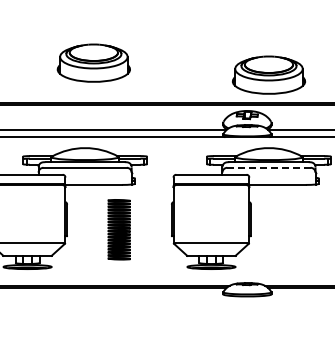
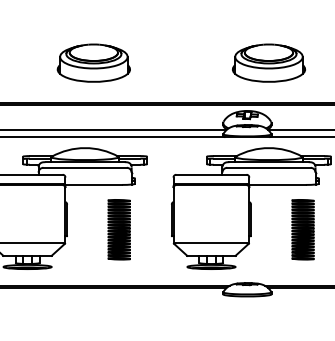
part position: (268, 74) -> (268, 62) (268, 62)
line: dashed -> solid (268, 167)
part: none -> present (302, 229)
